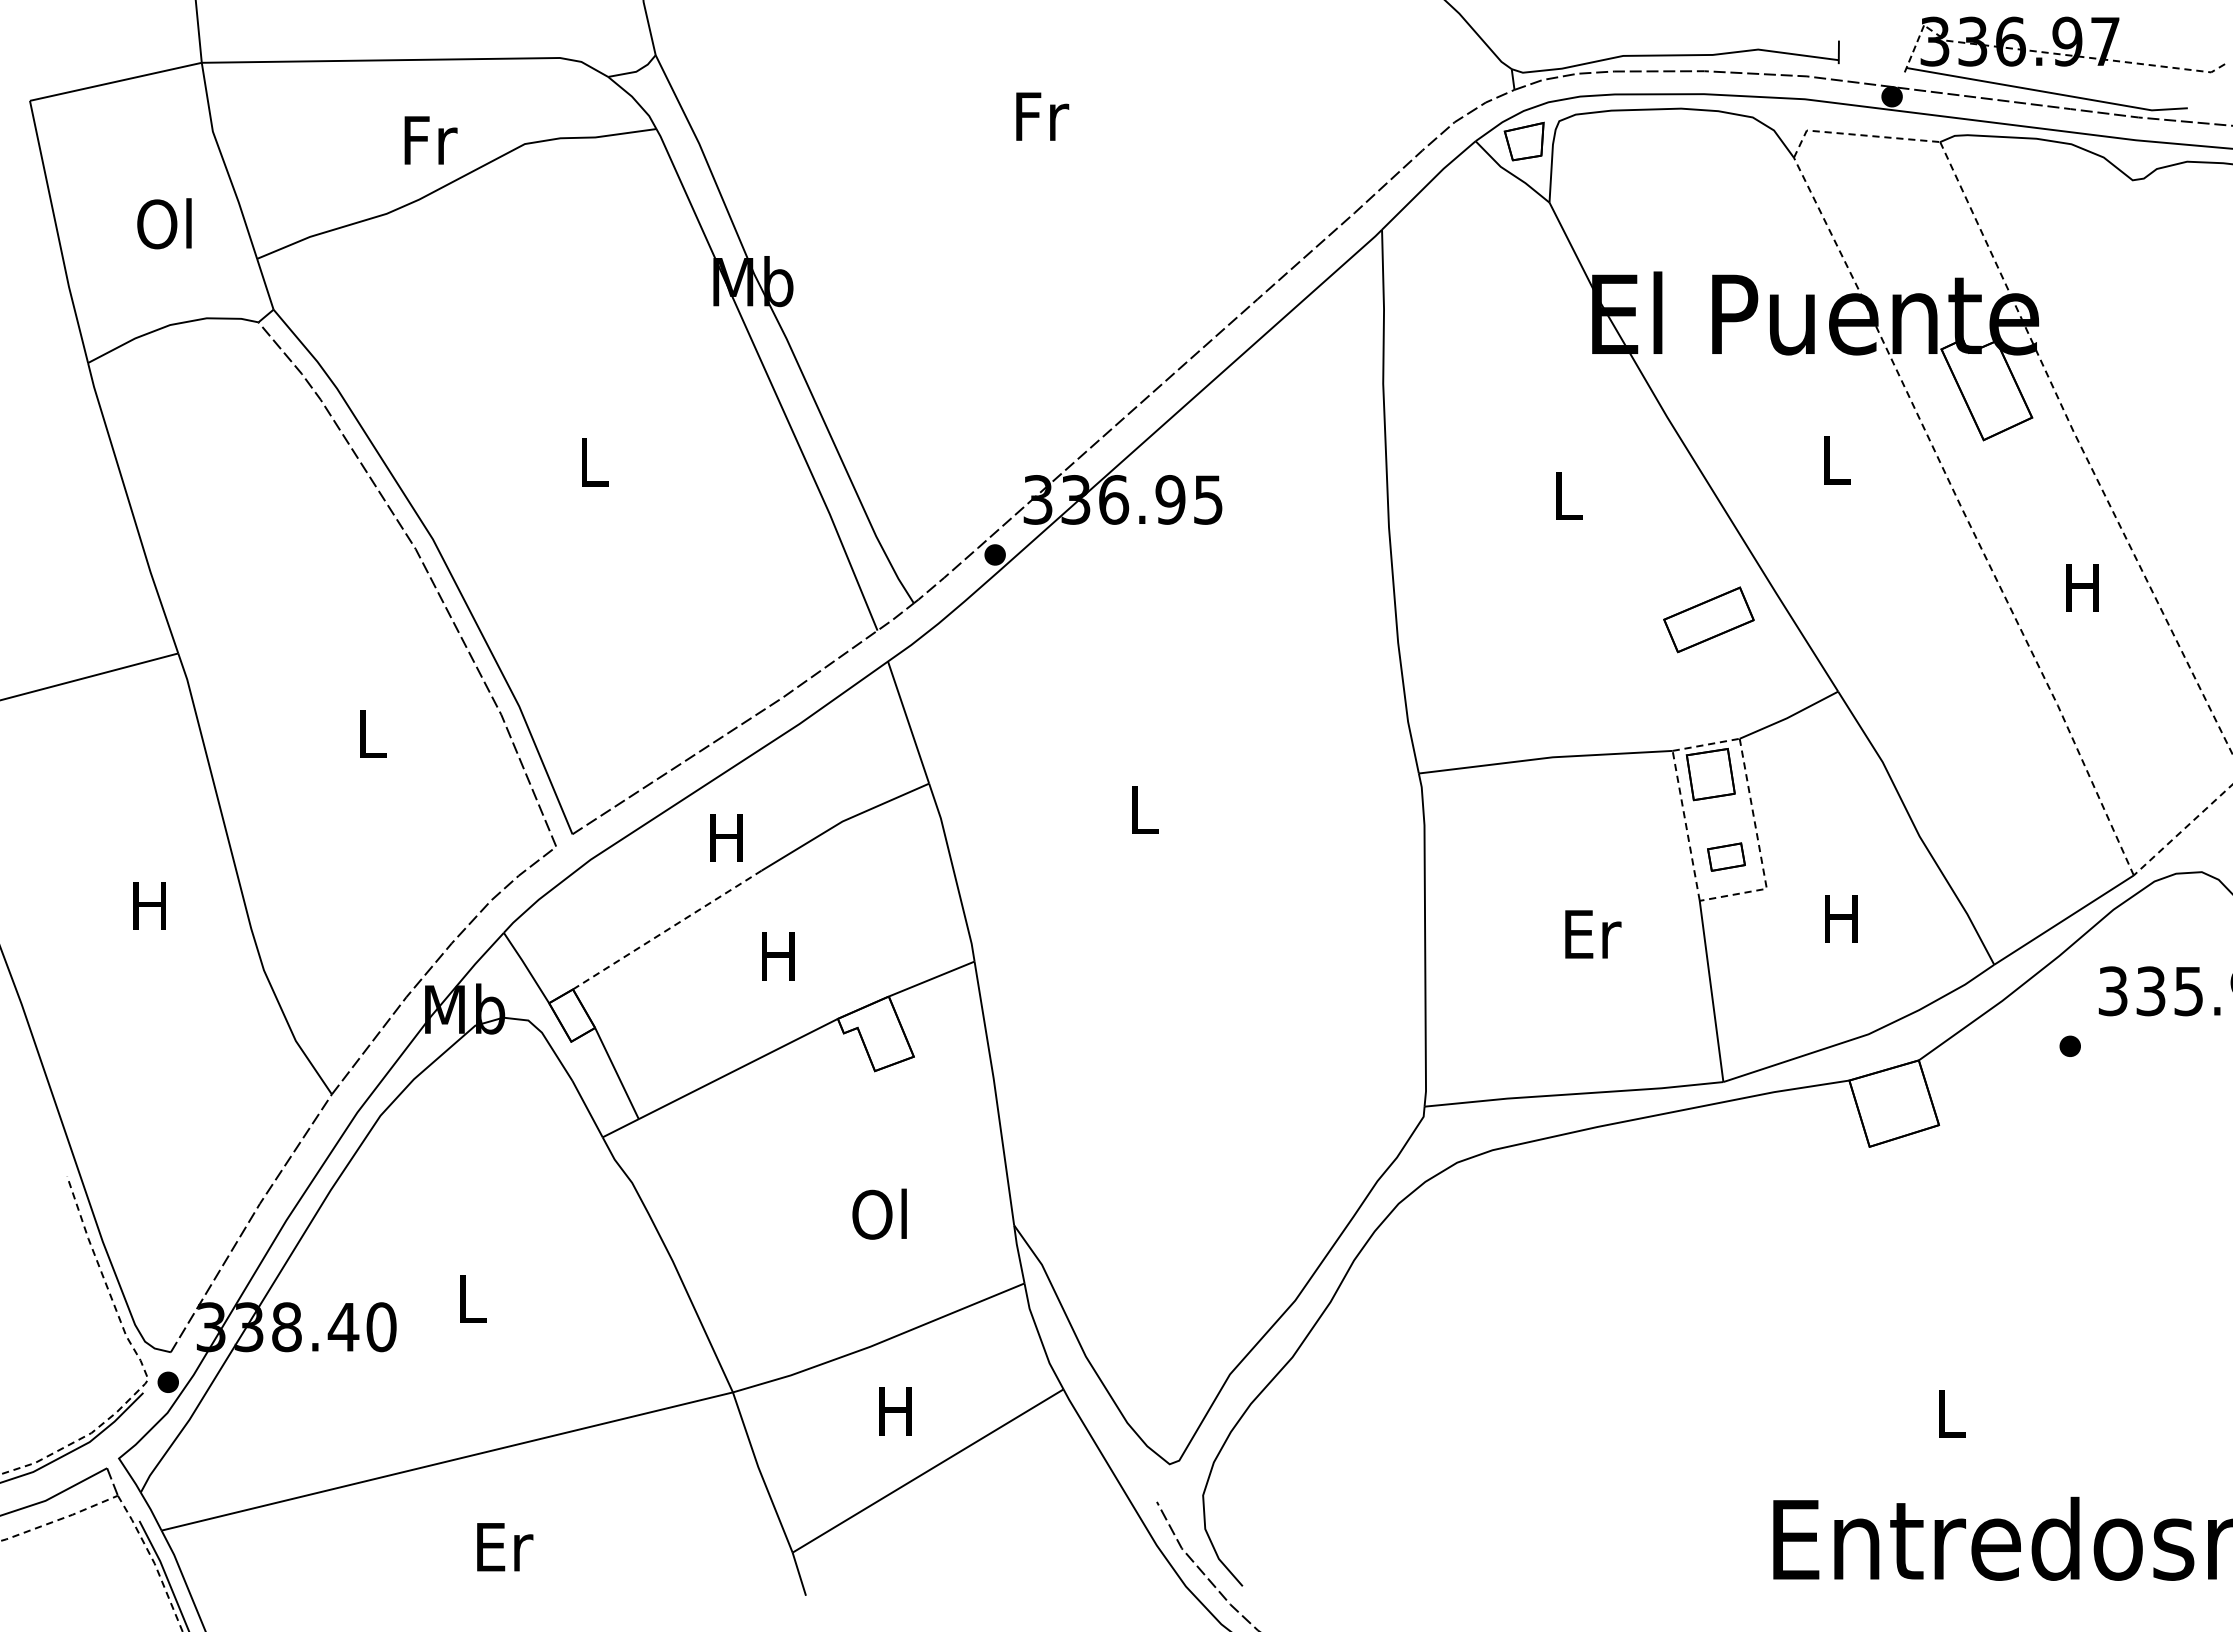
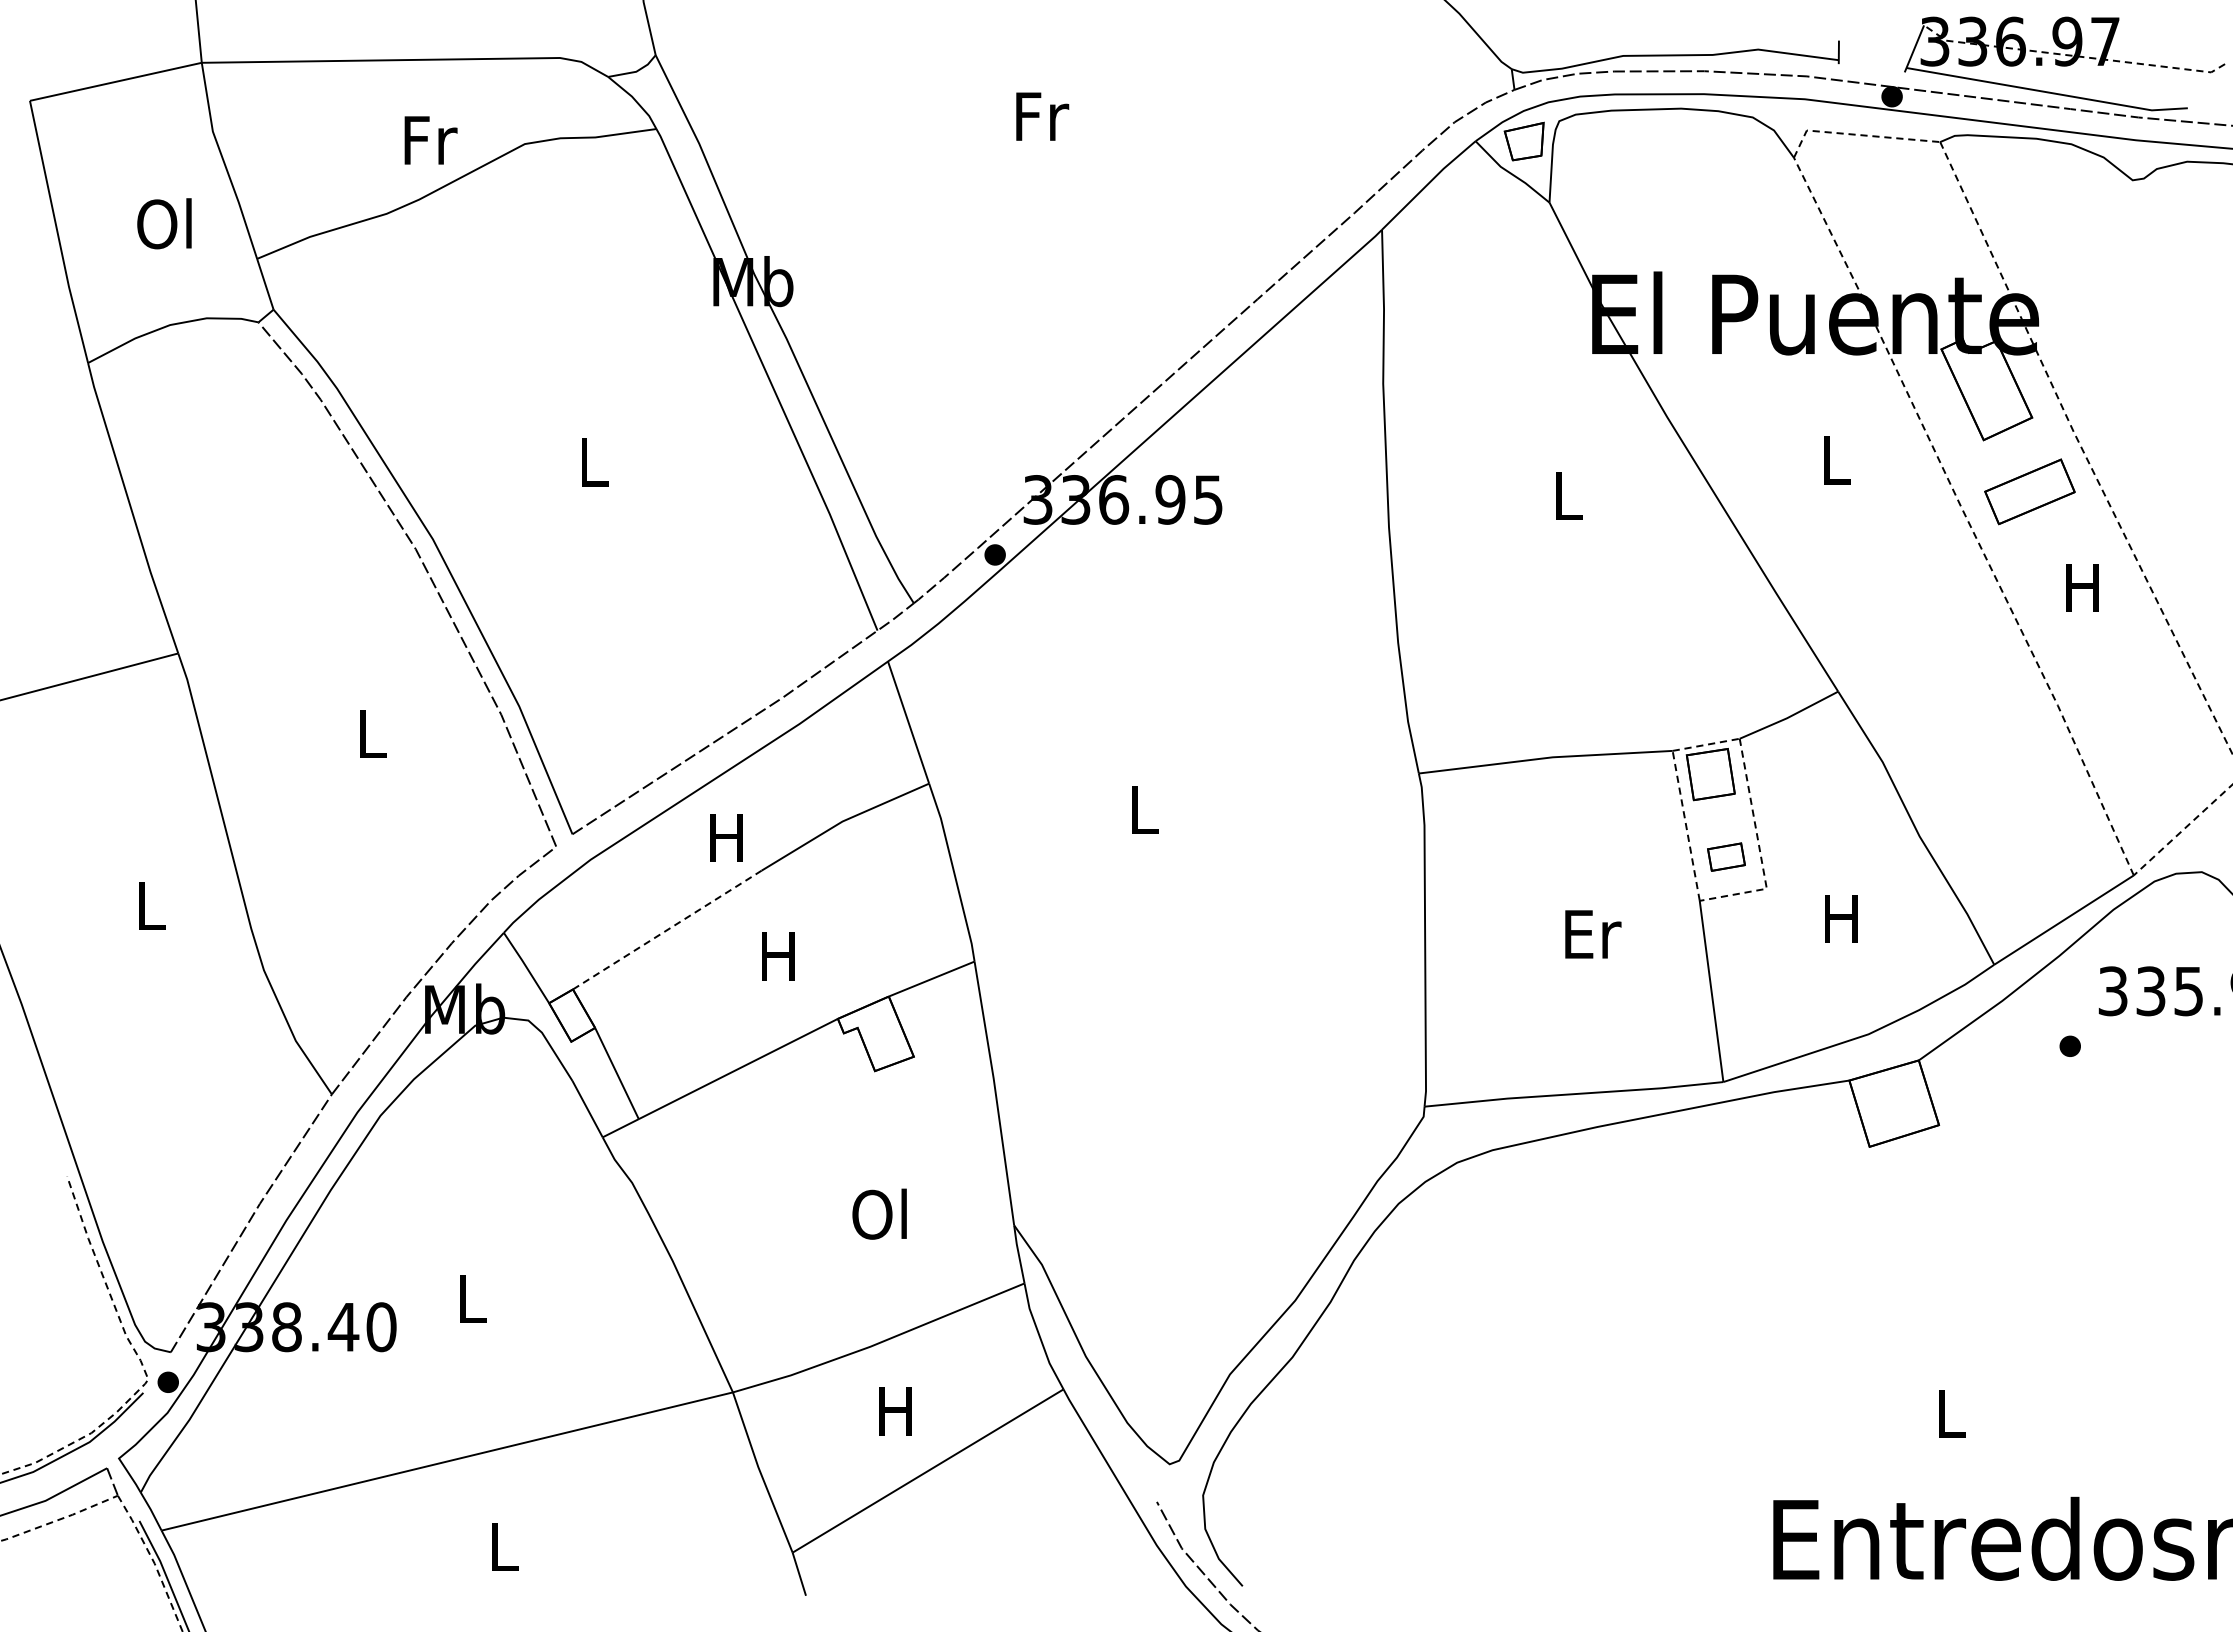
line: dashed -> solid (1914, 49)
part position: (1708, 619) -> (2029, 491) (2029, 491)
text: H -> L (149, 905)
text: Er -> L (505, 1547)
